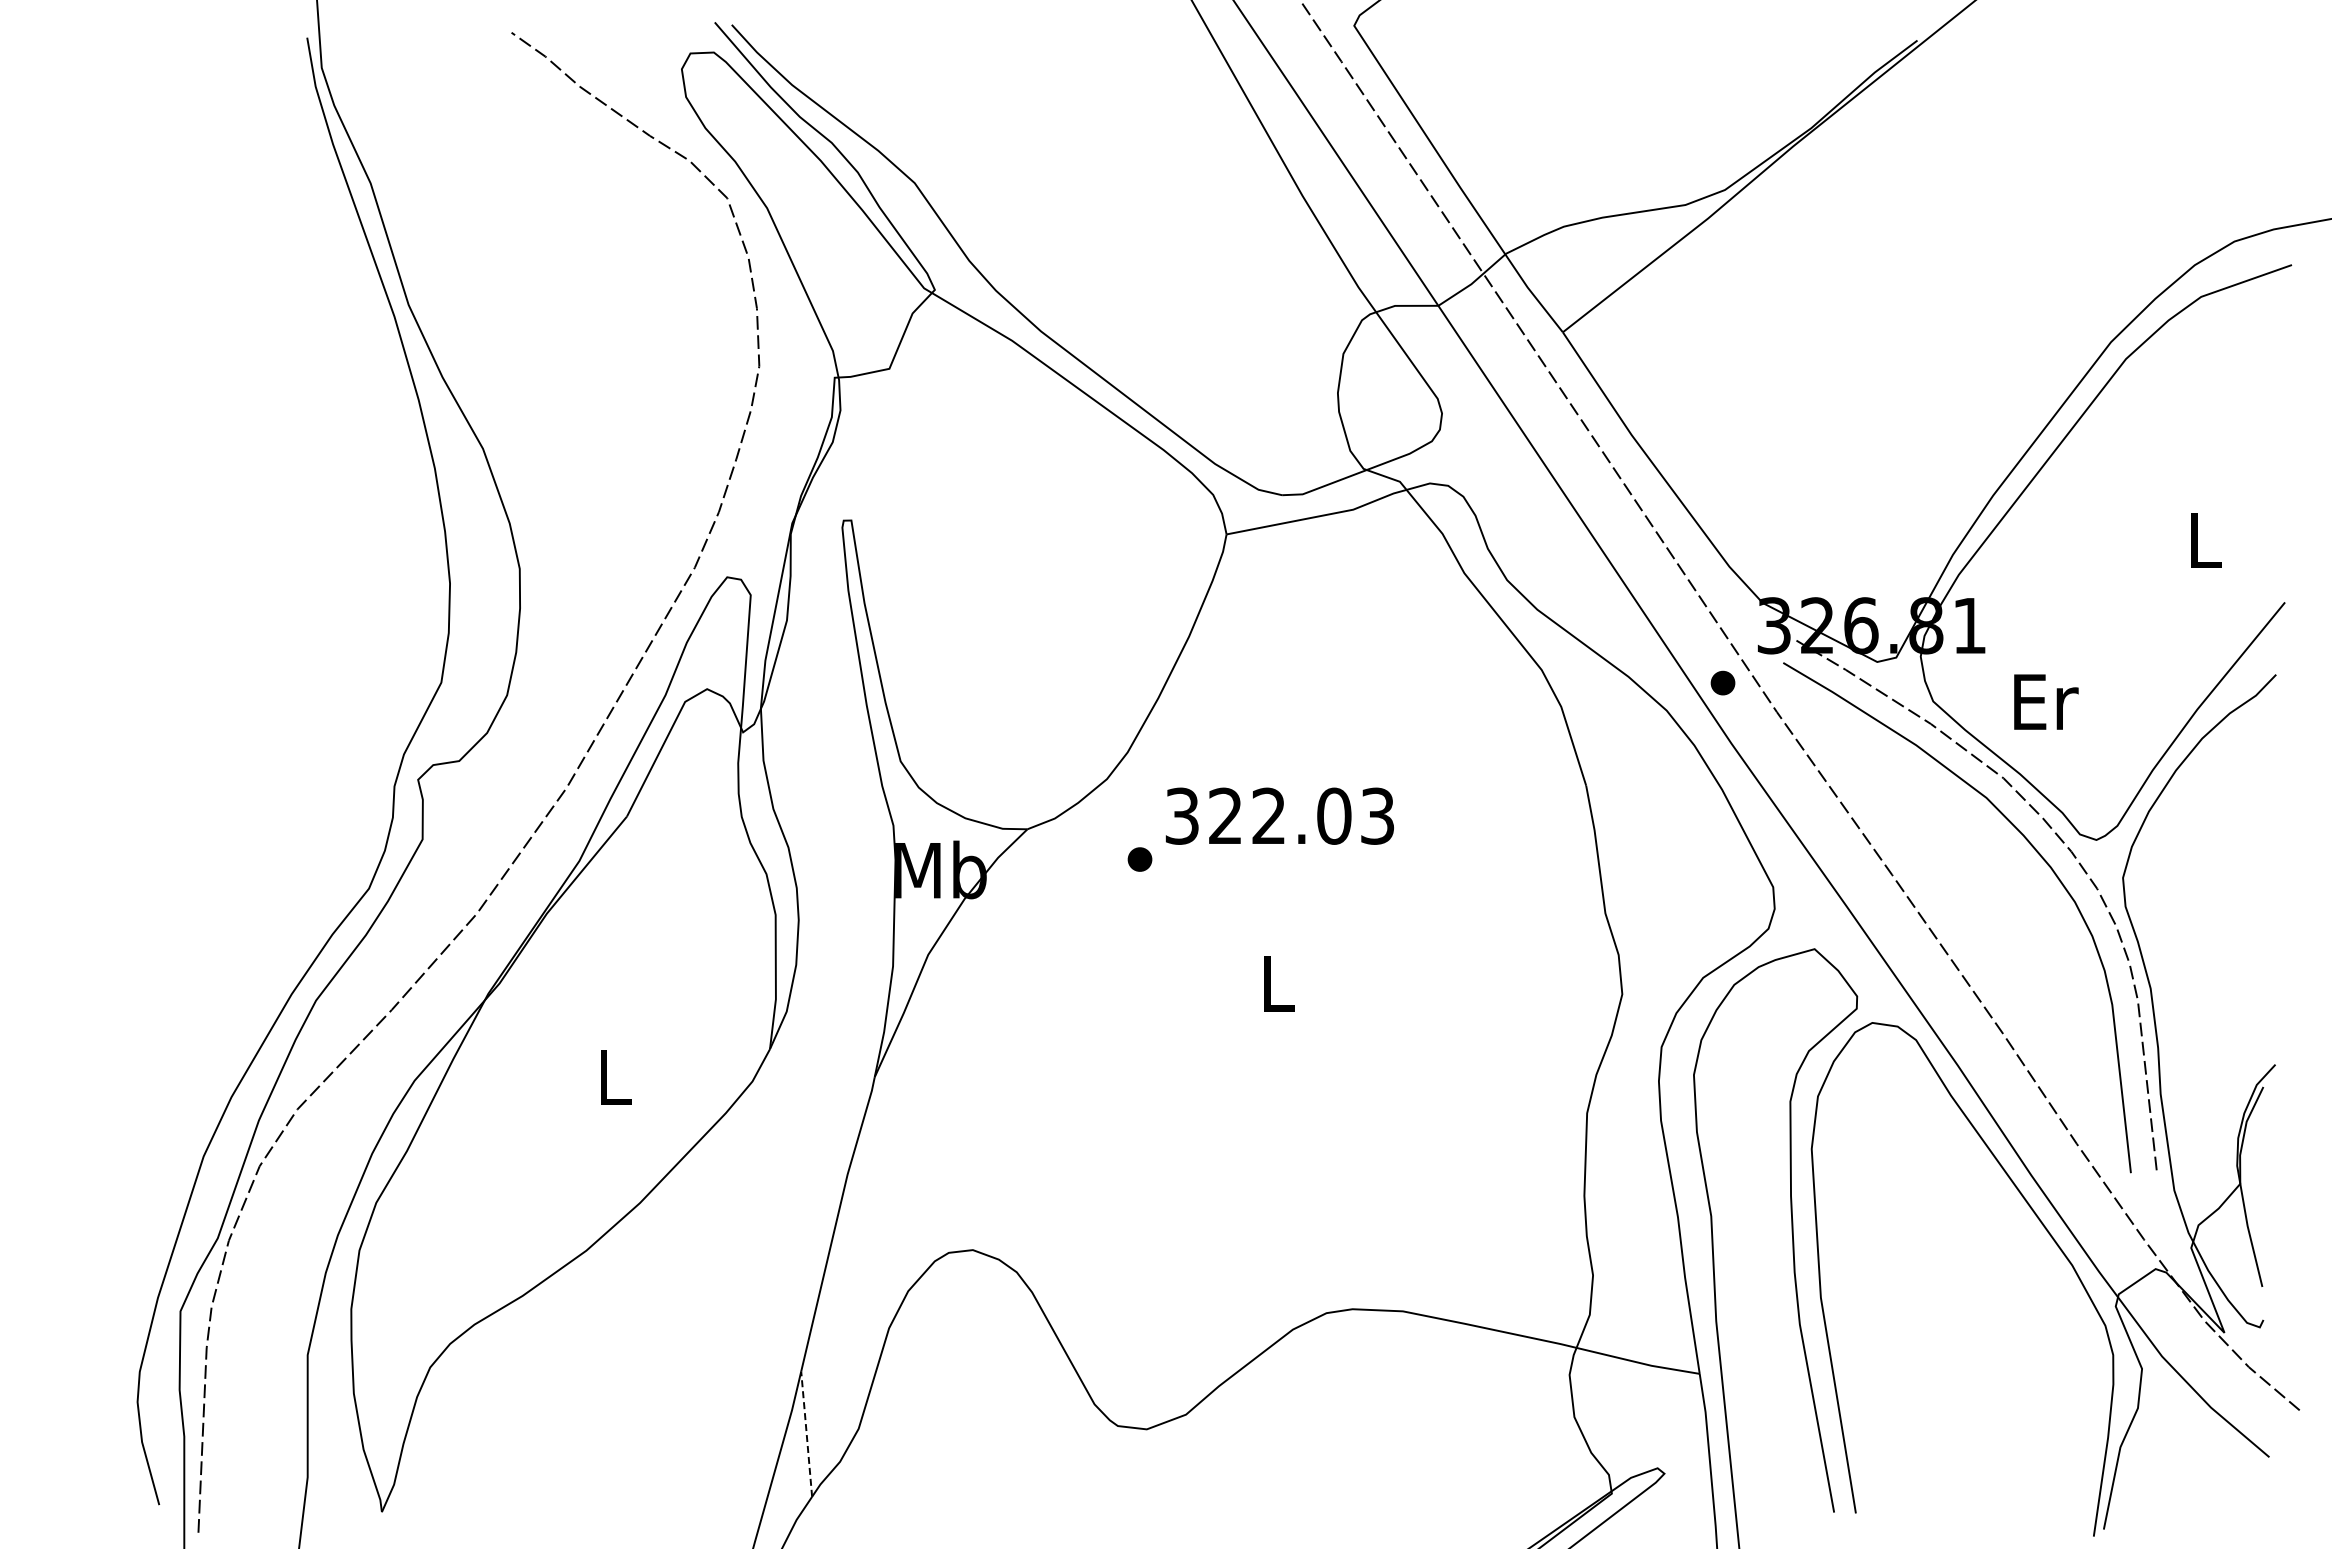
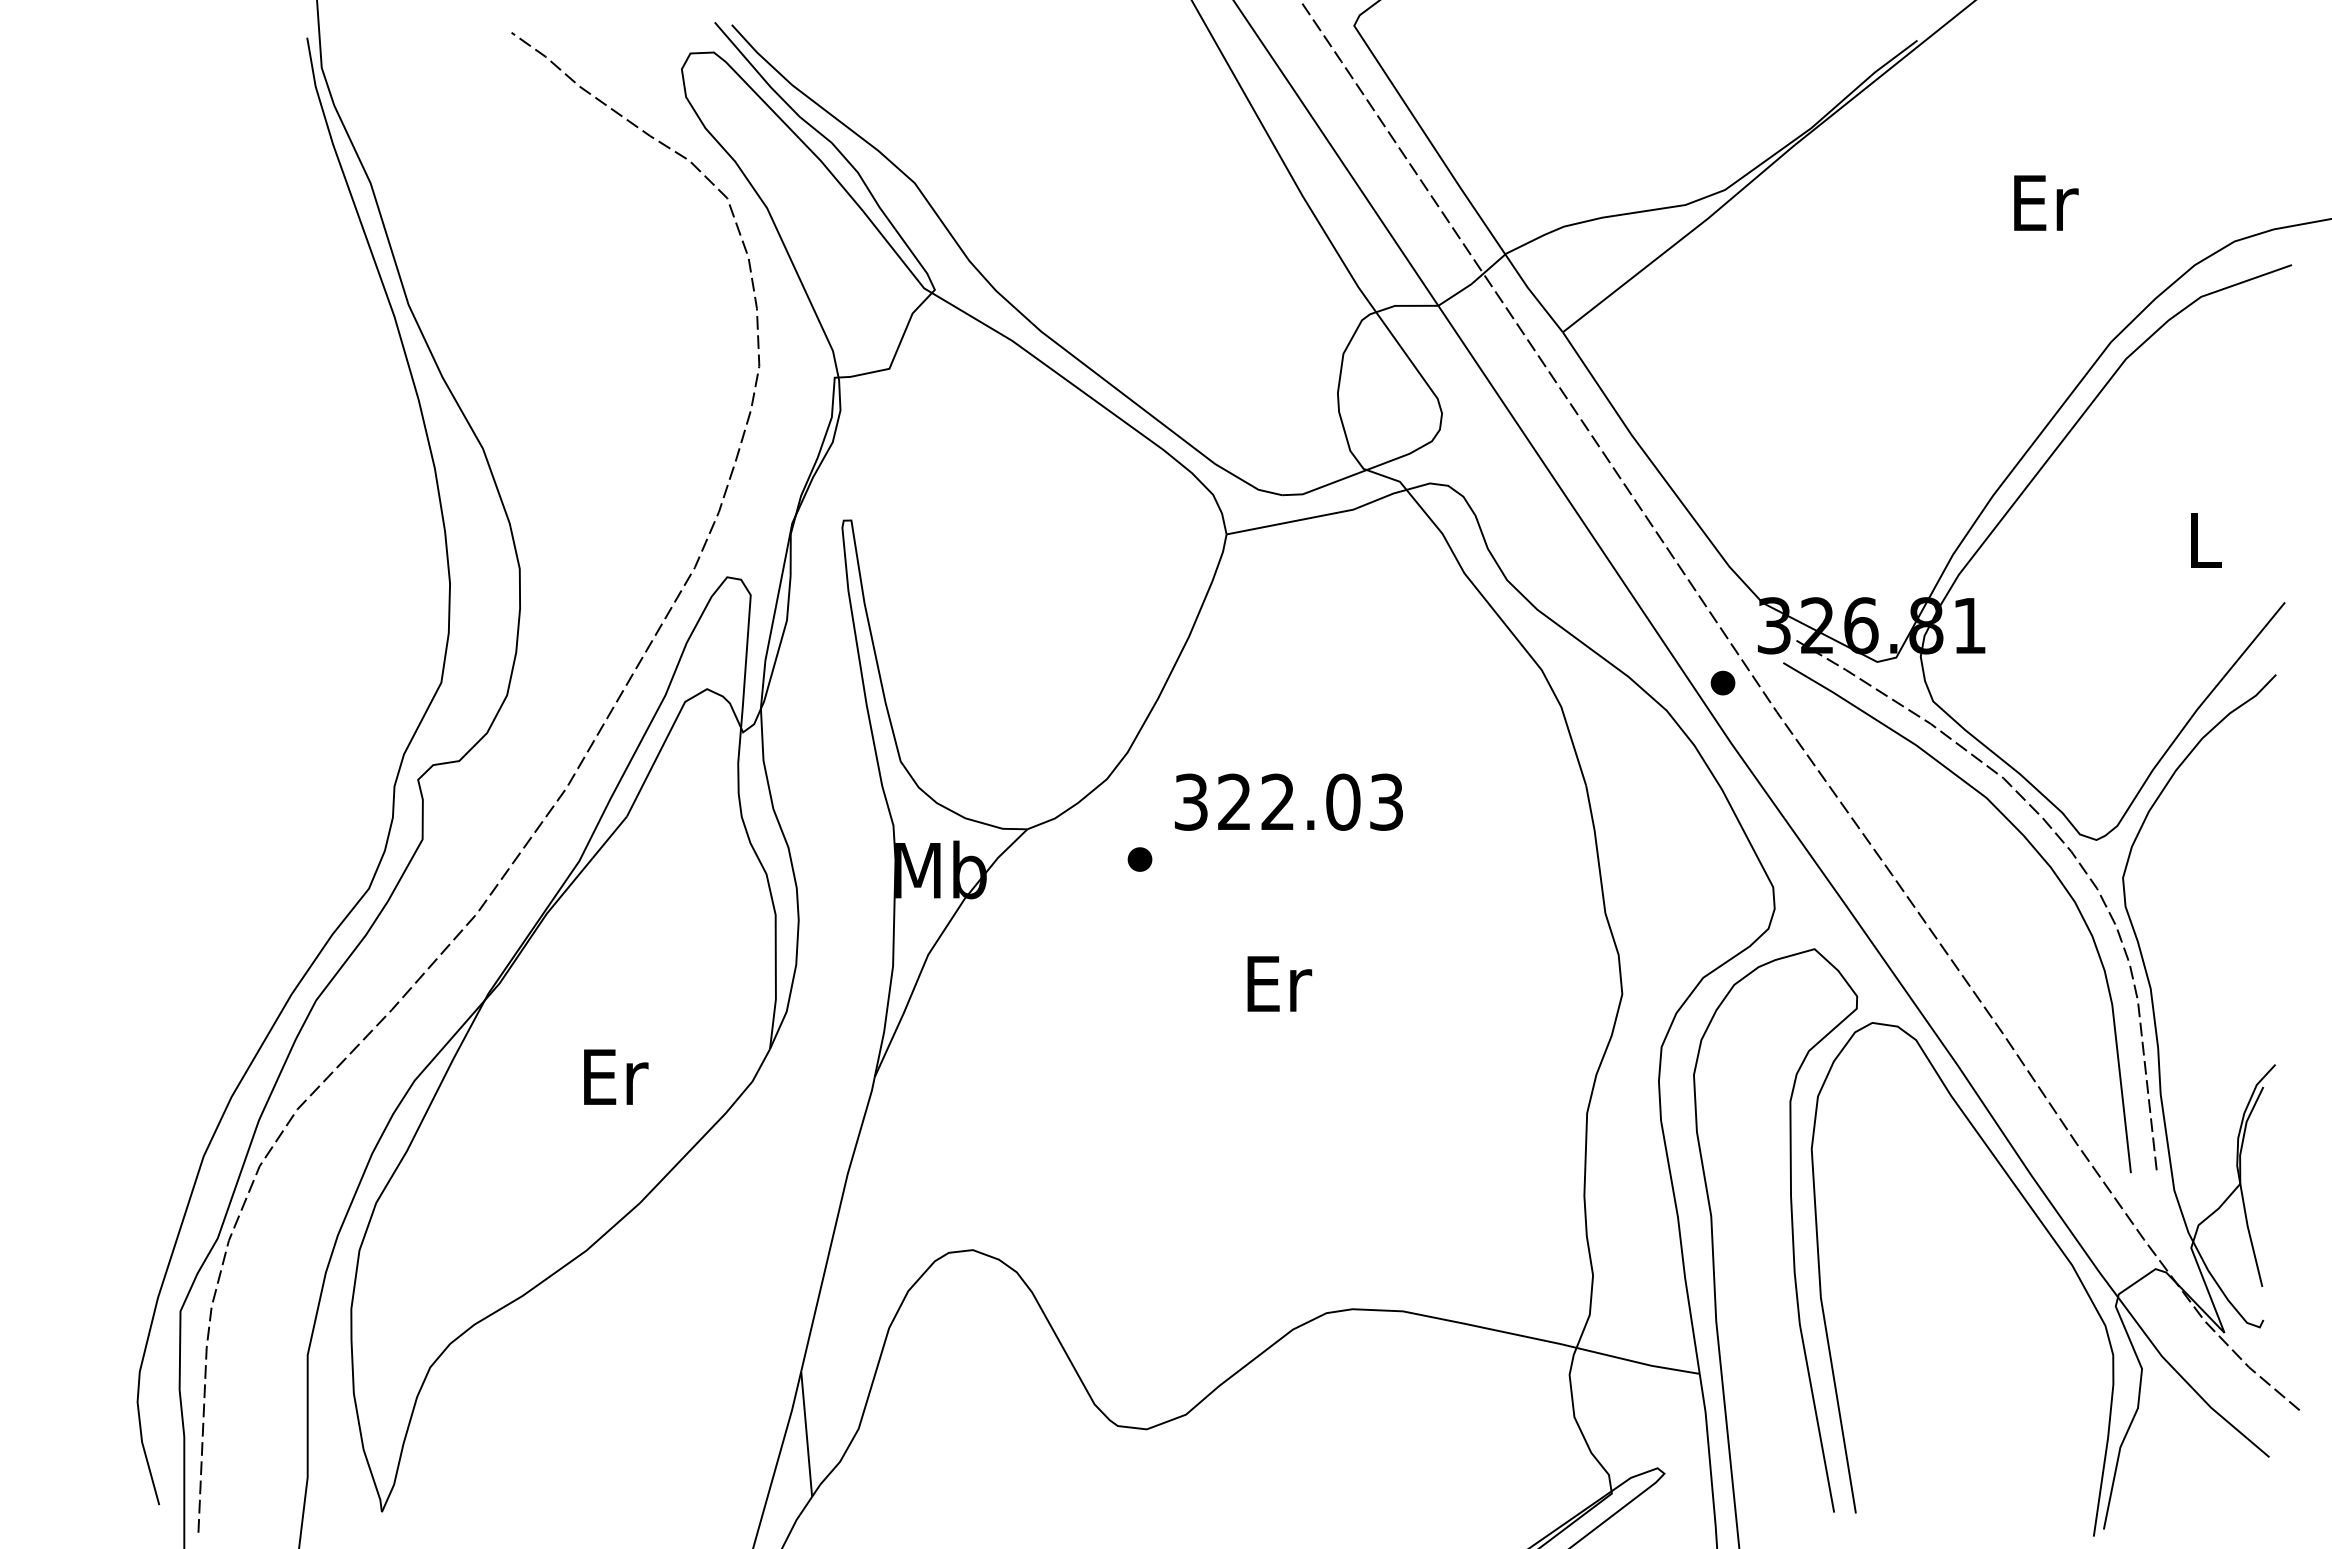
text position: (2046, 701) -> (2046, 202) (2046, 202)
text position: (1279, 815) -> (1288, 801) (1288, 801)
text: L -> Er (1279, 983)
text: L -> Er (616, 1076)
line: dashed -> solid (806, 1433)
